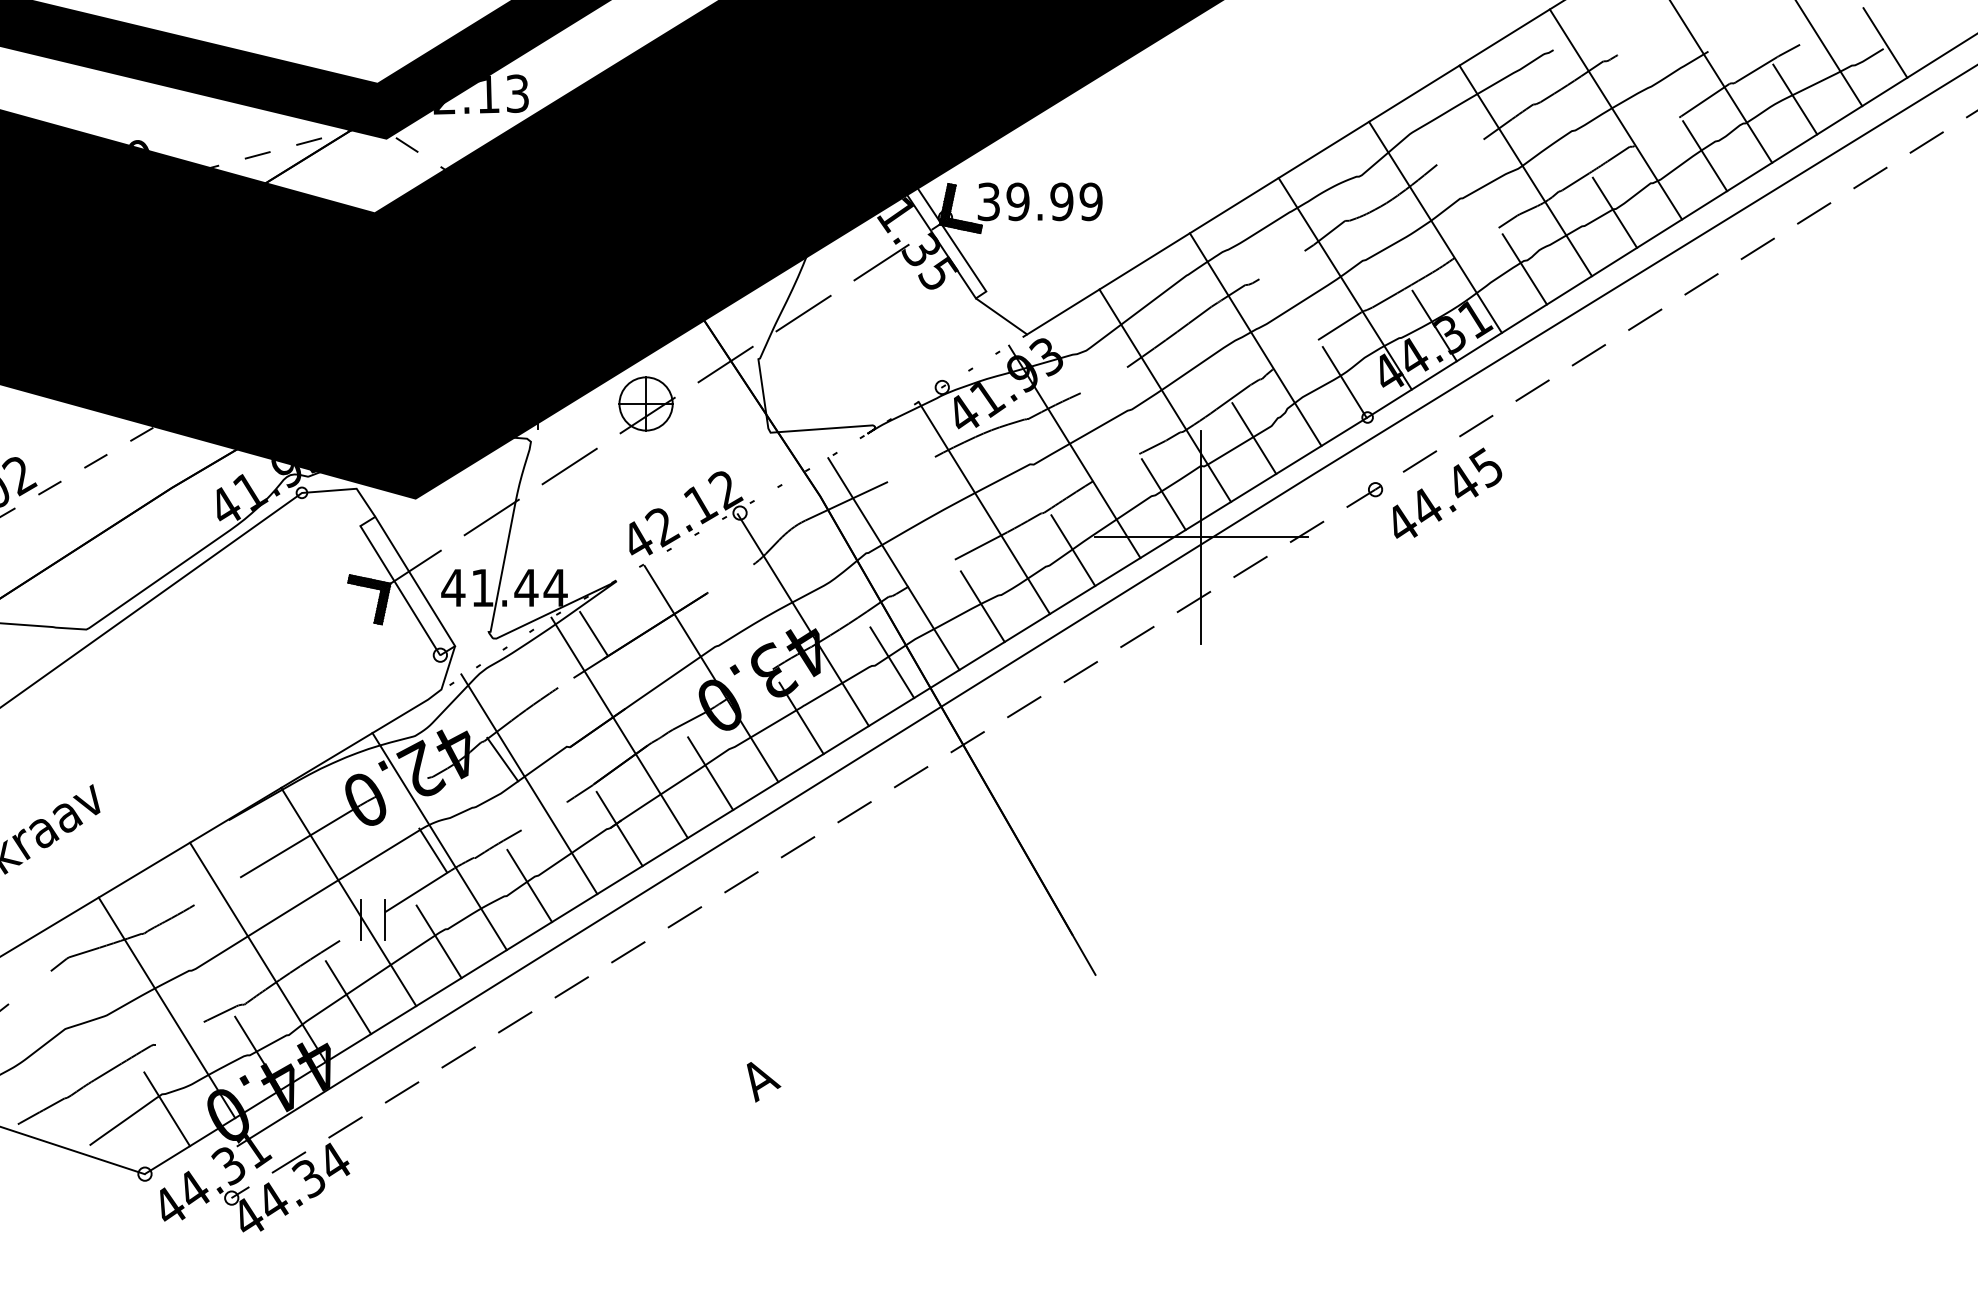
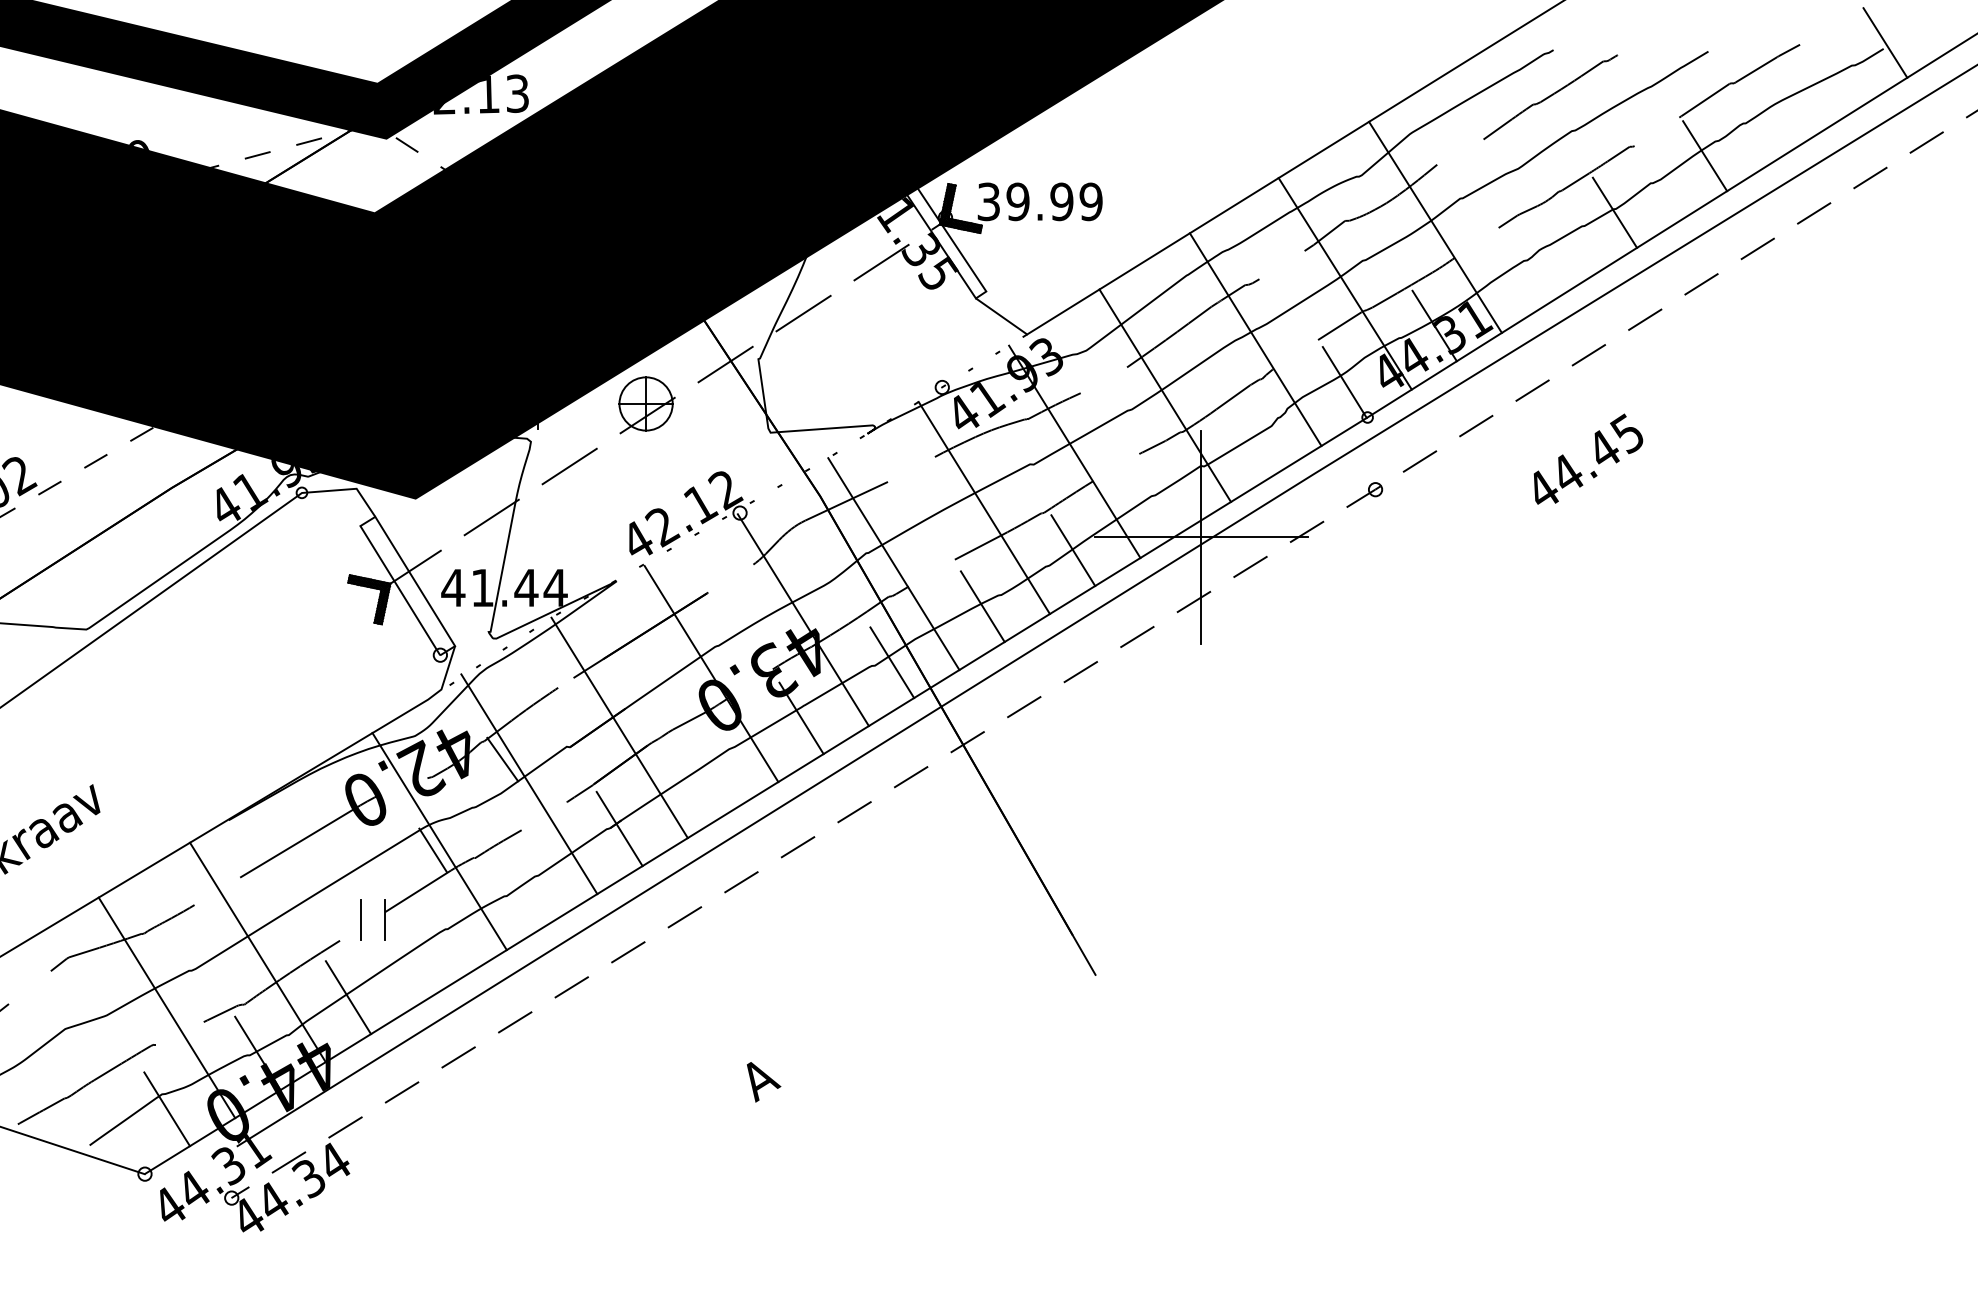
line: present -> none (1829, 54)
line: present -> none (1721, 82)
line: present -> none (1795, 99)
line: present -> none (1615, 114)
line: present -> none (1525, 170)
line: present -> none (1524, 269)
line: present -> none (1254, 438)
text position: (1447, 492) -> (1588, 458) (1588, 458)
line: present -> none (1163, 494)
line: present -> none (593, 633)
line: present -> none (710, 773)
line: present -> none (529, 885)
line: present -> none (348, 896)
line: present -> none (438, 941)
